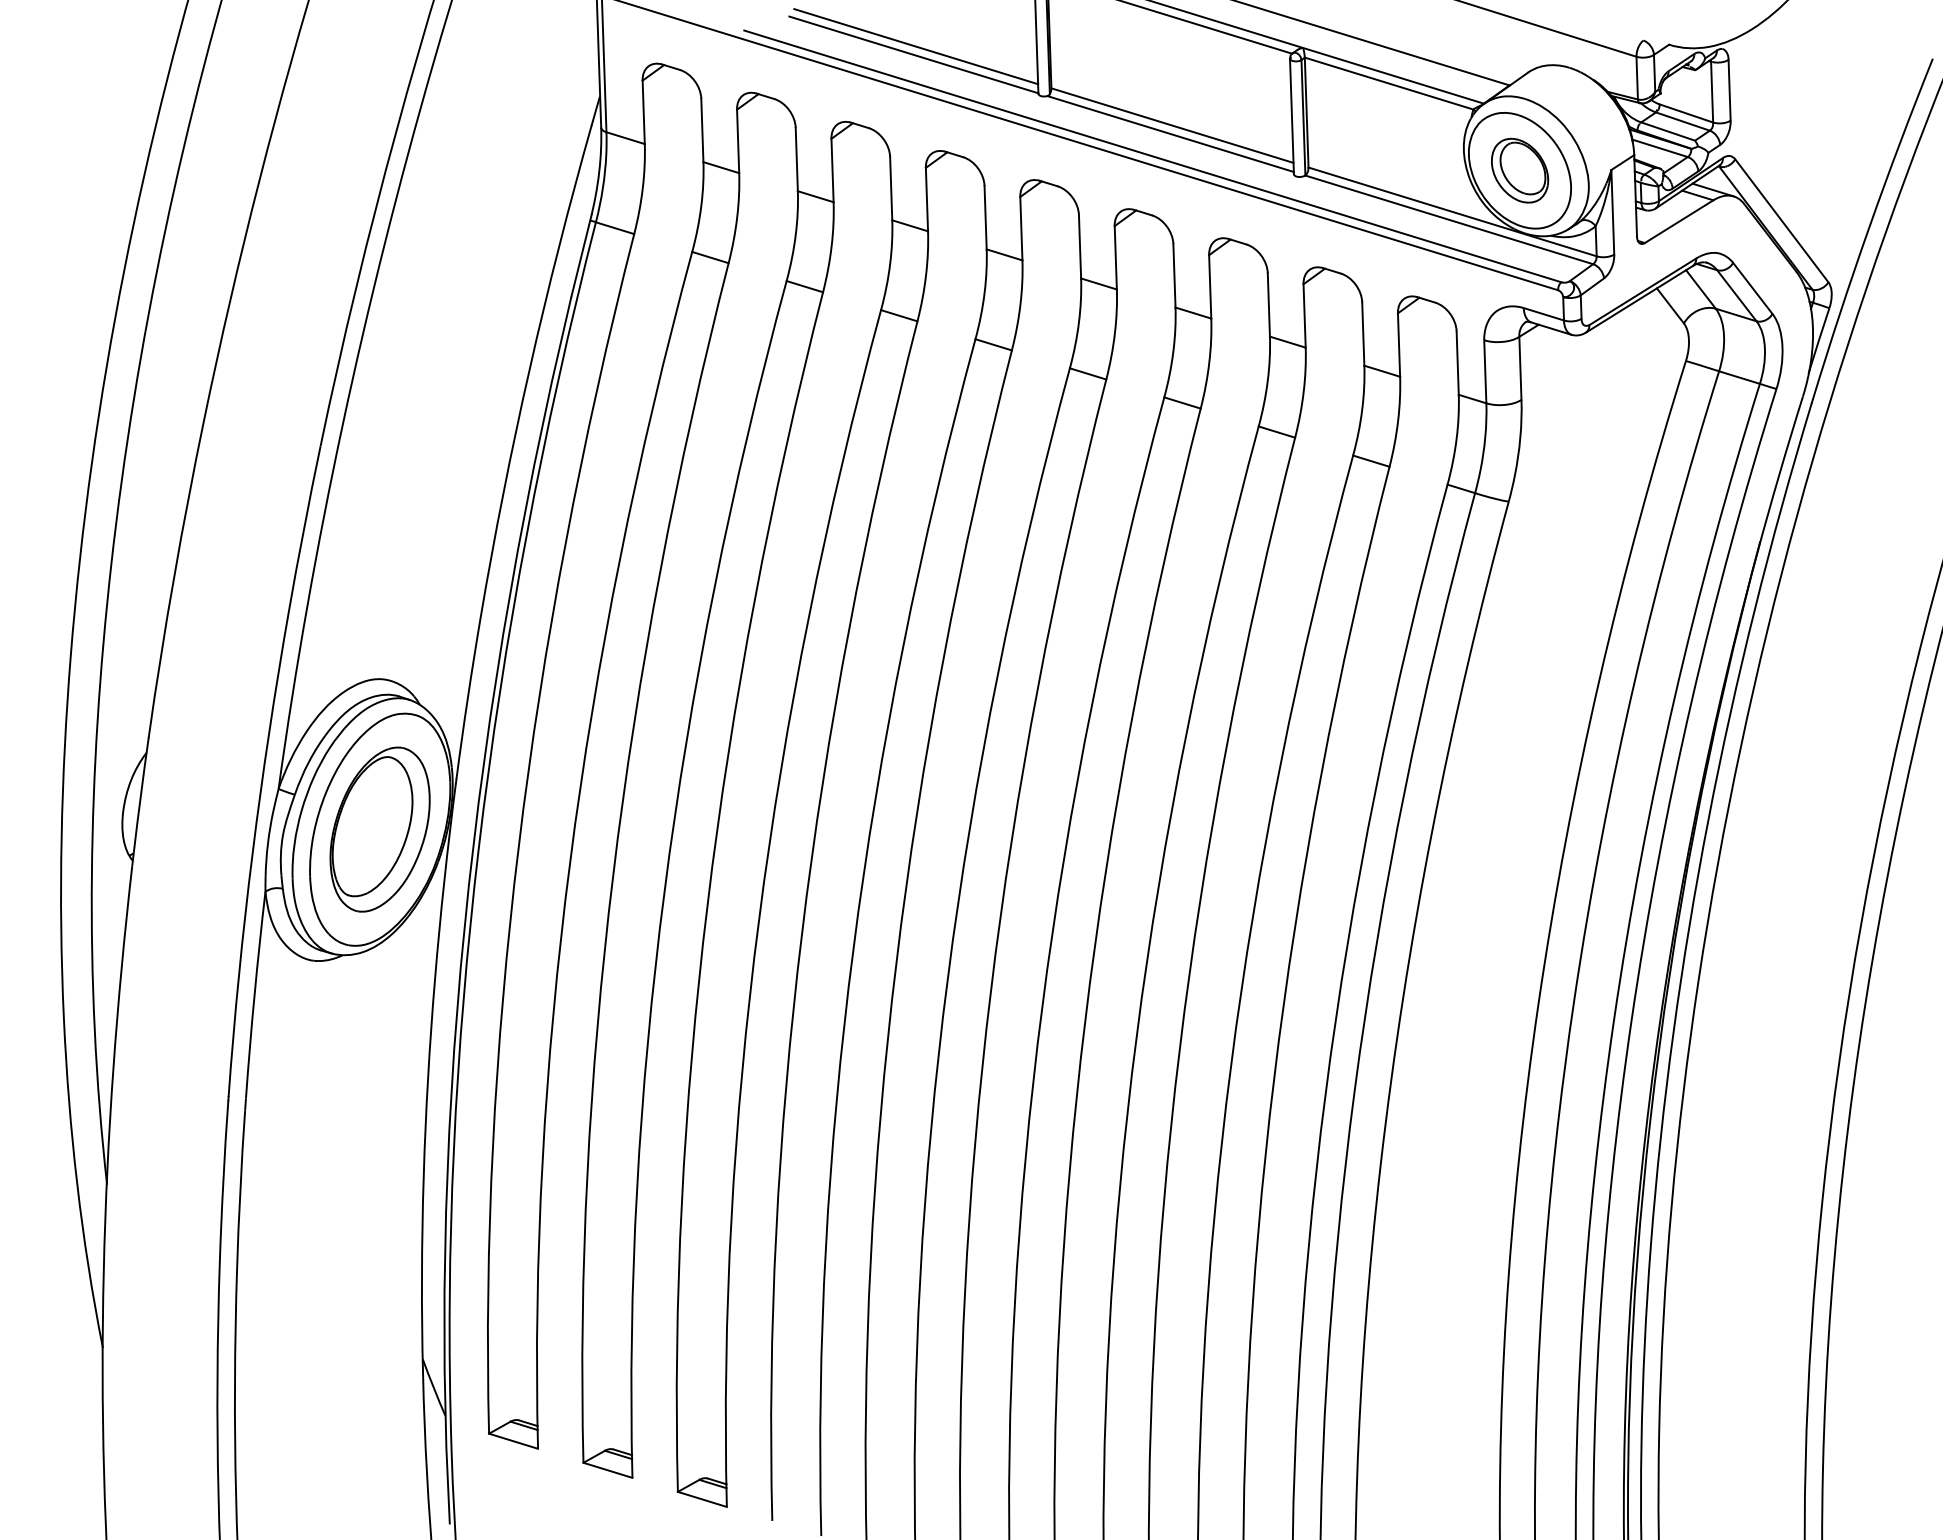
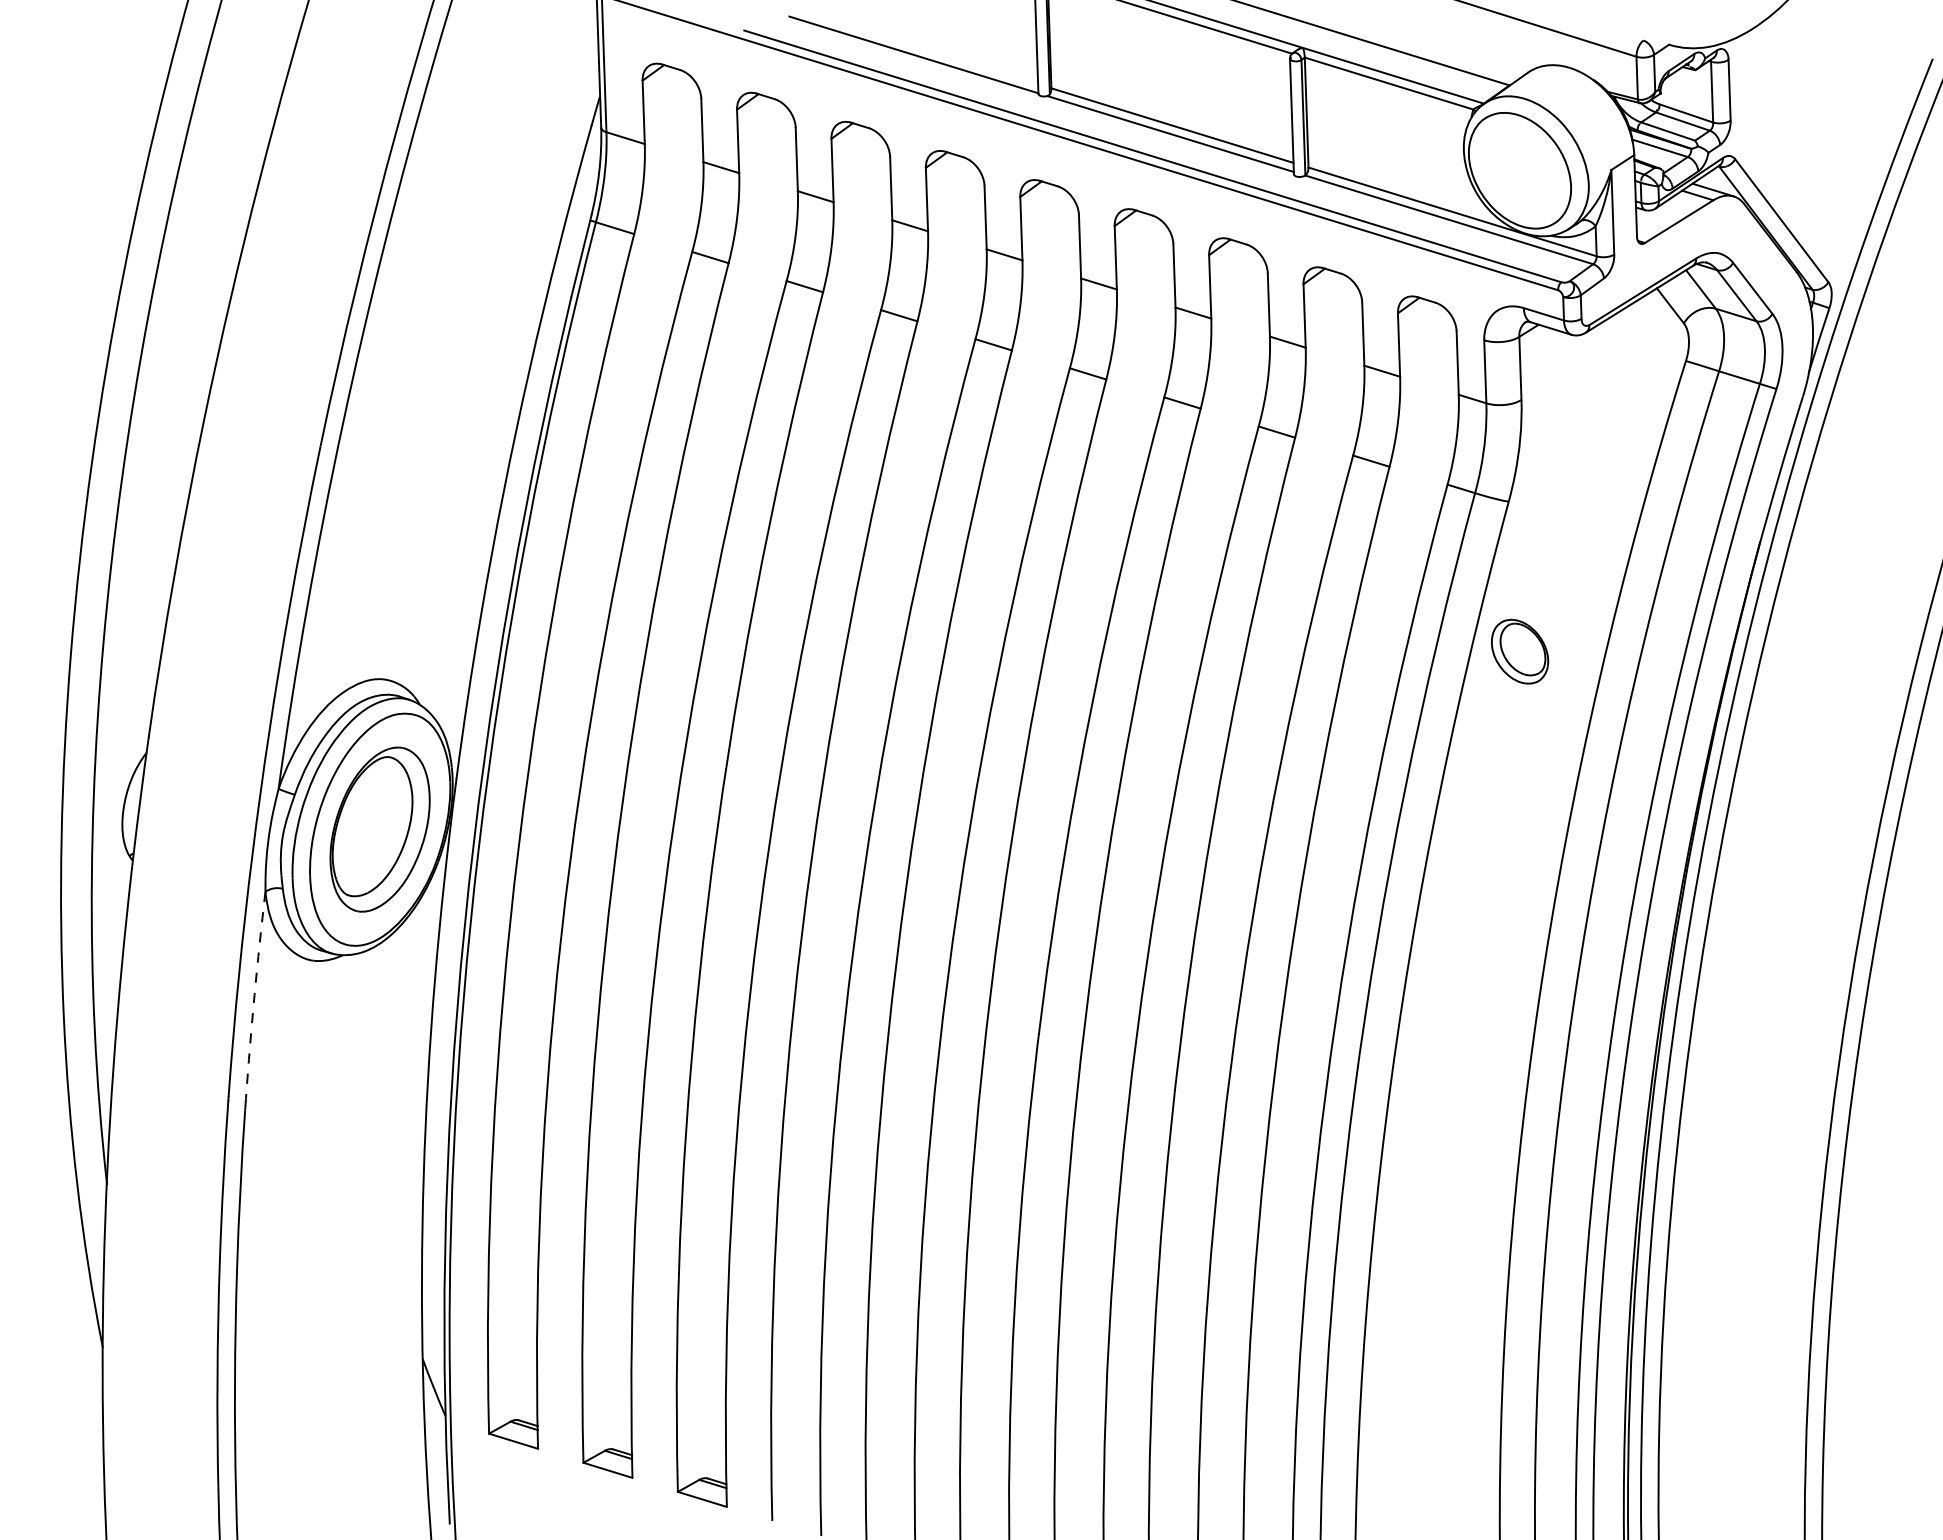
line: present -> none (916, 46)
part position: (1520, 170) -> (1520, 651) (1520, 651)
arc: solid -> dashed (254, 995)
